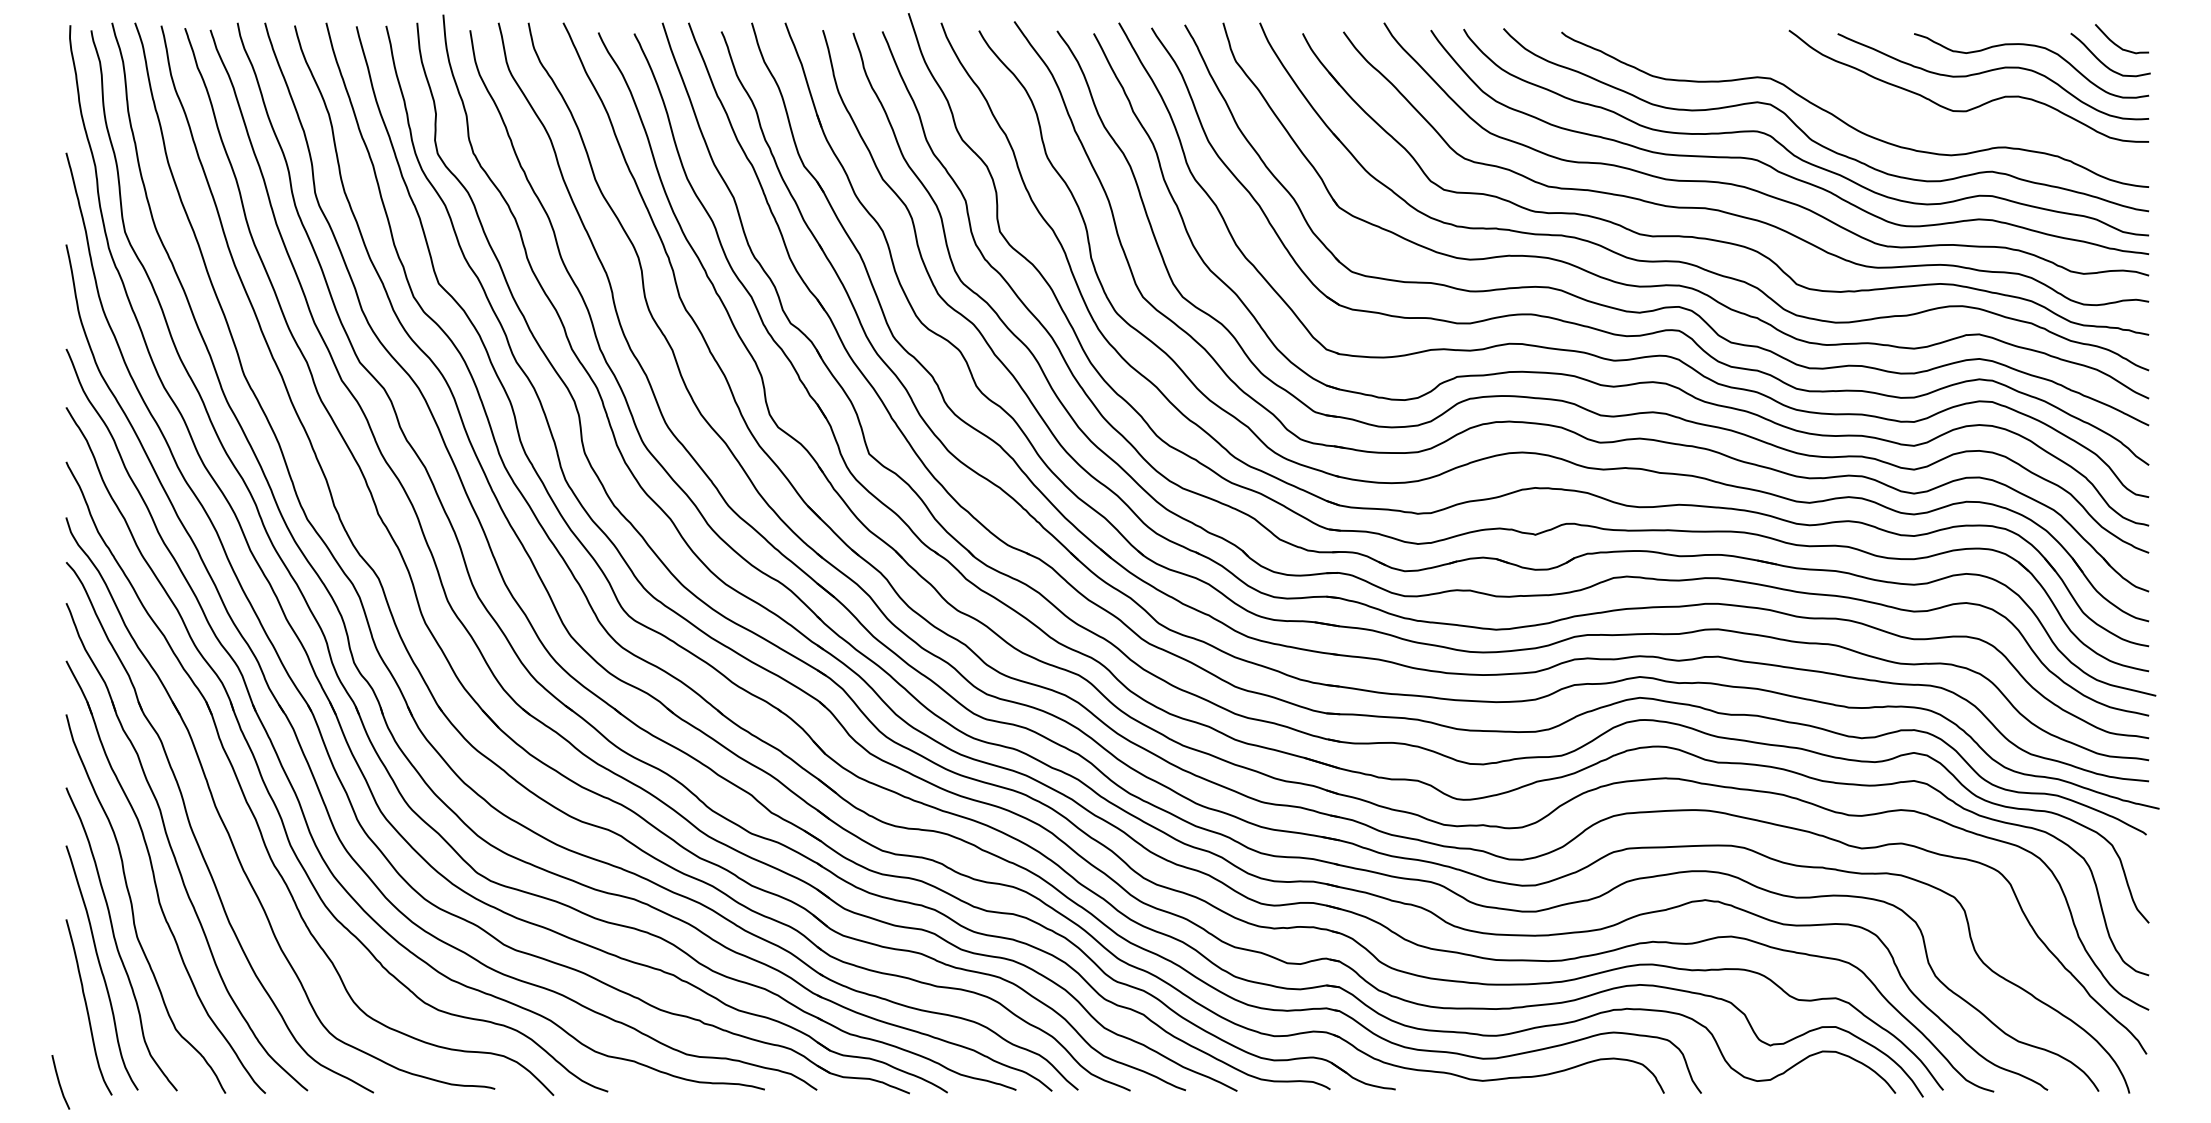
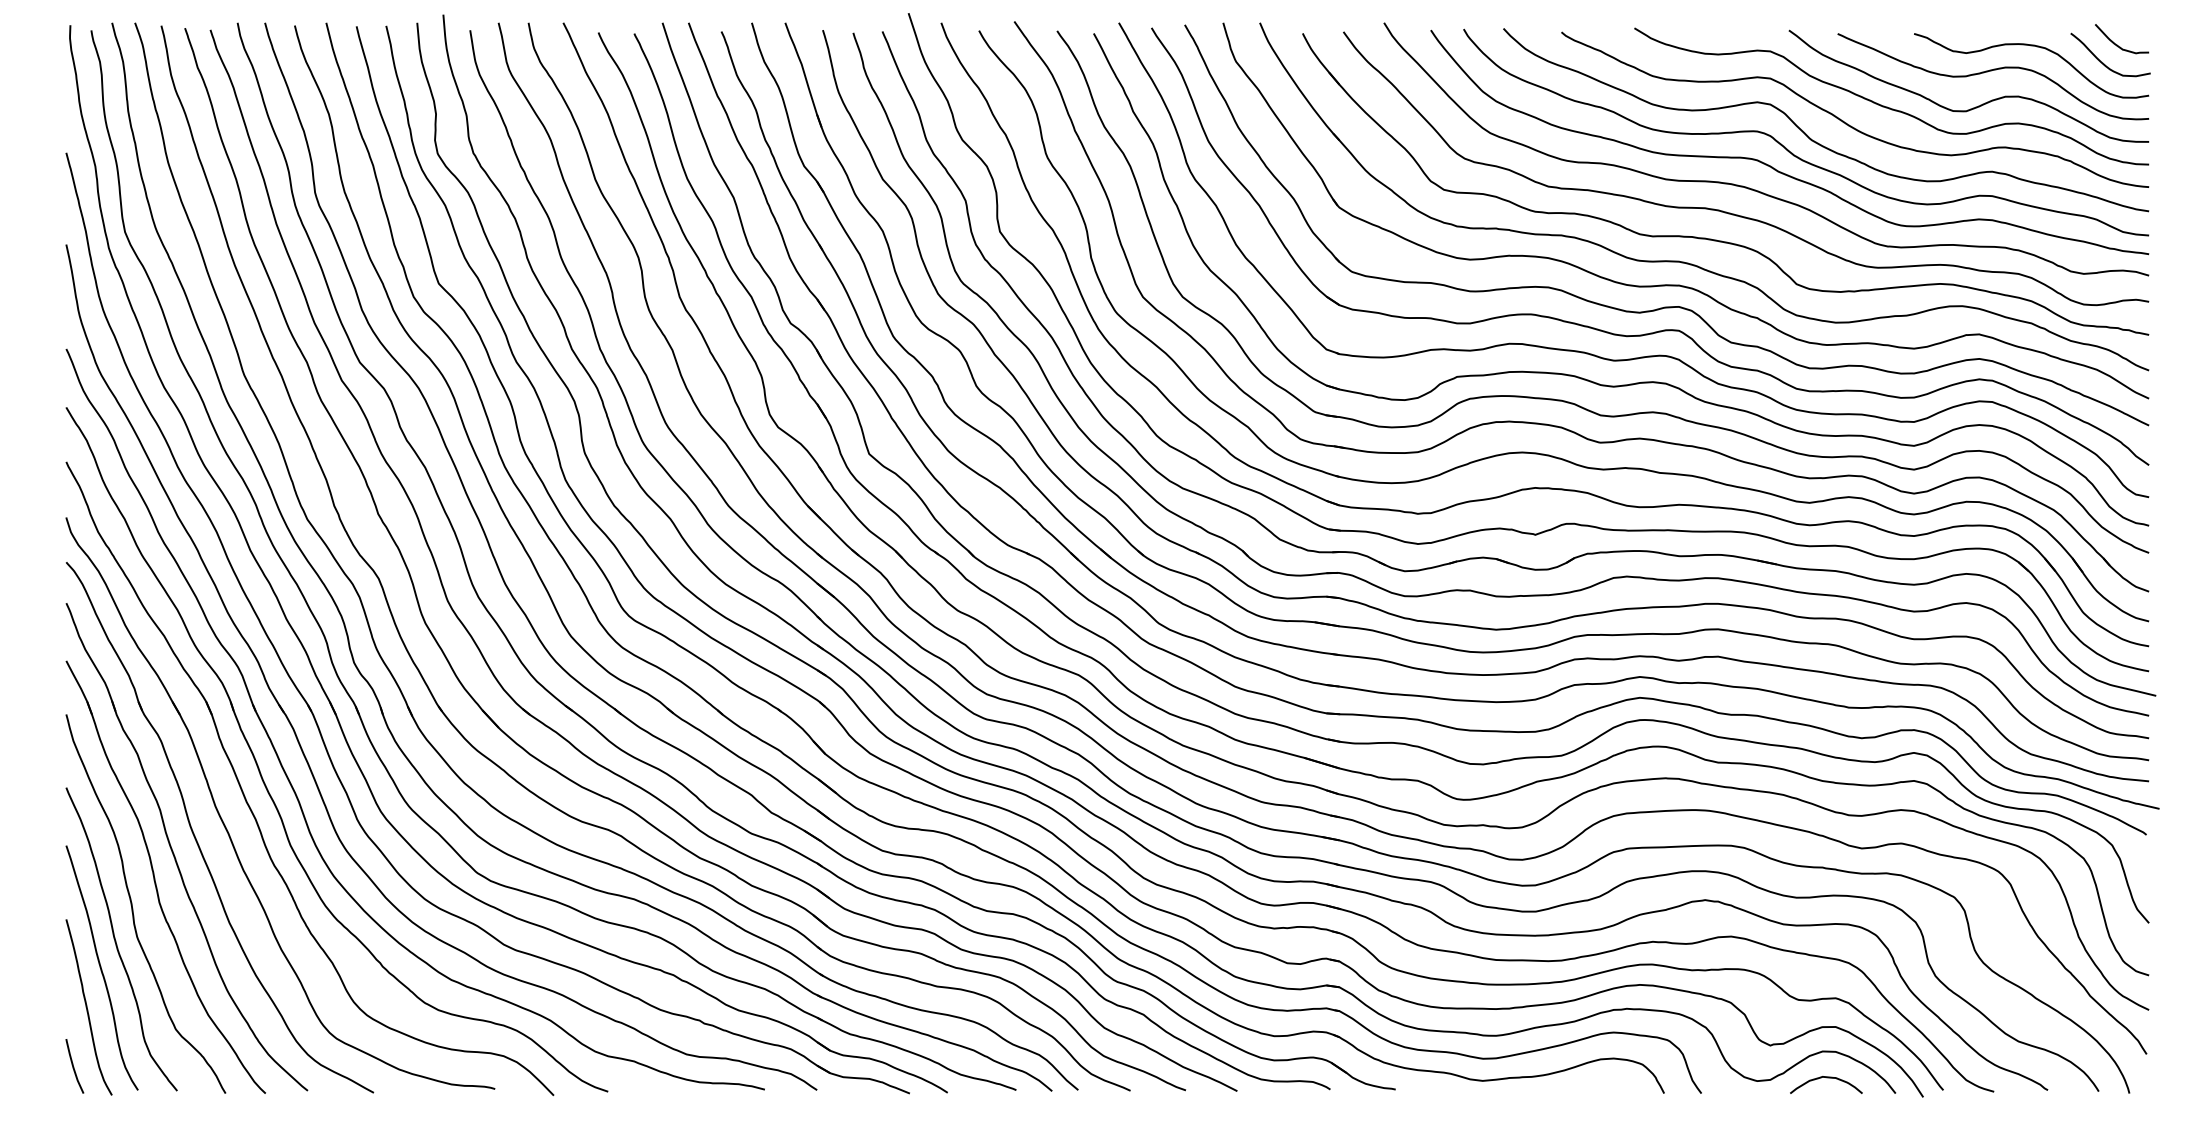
curve: none -> present (1887, 106)
curve: none -> present (1826, 1078)
curve position: (59, 1082) -> (73, 1066) (73, 1066)
